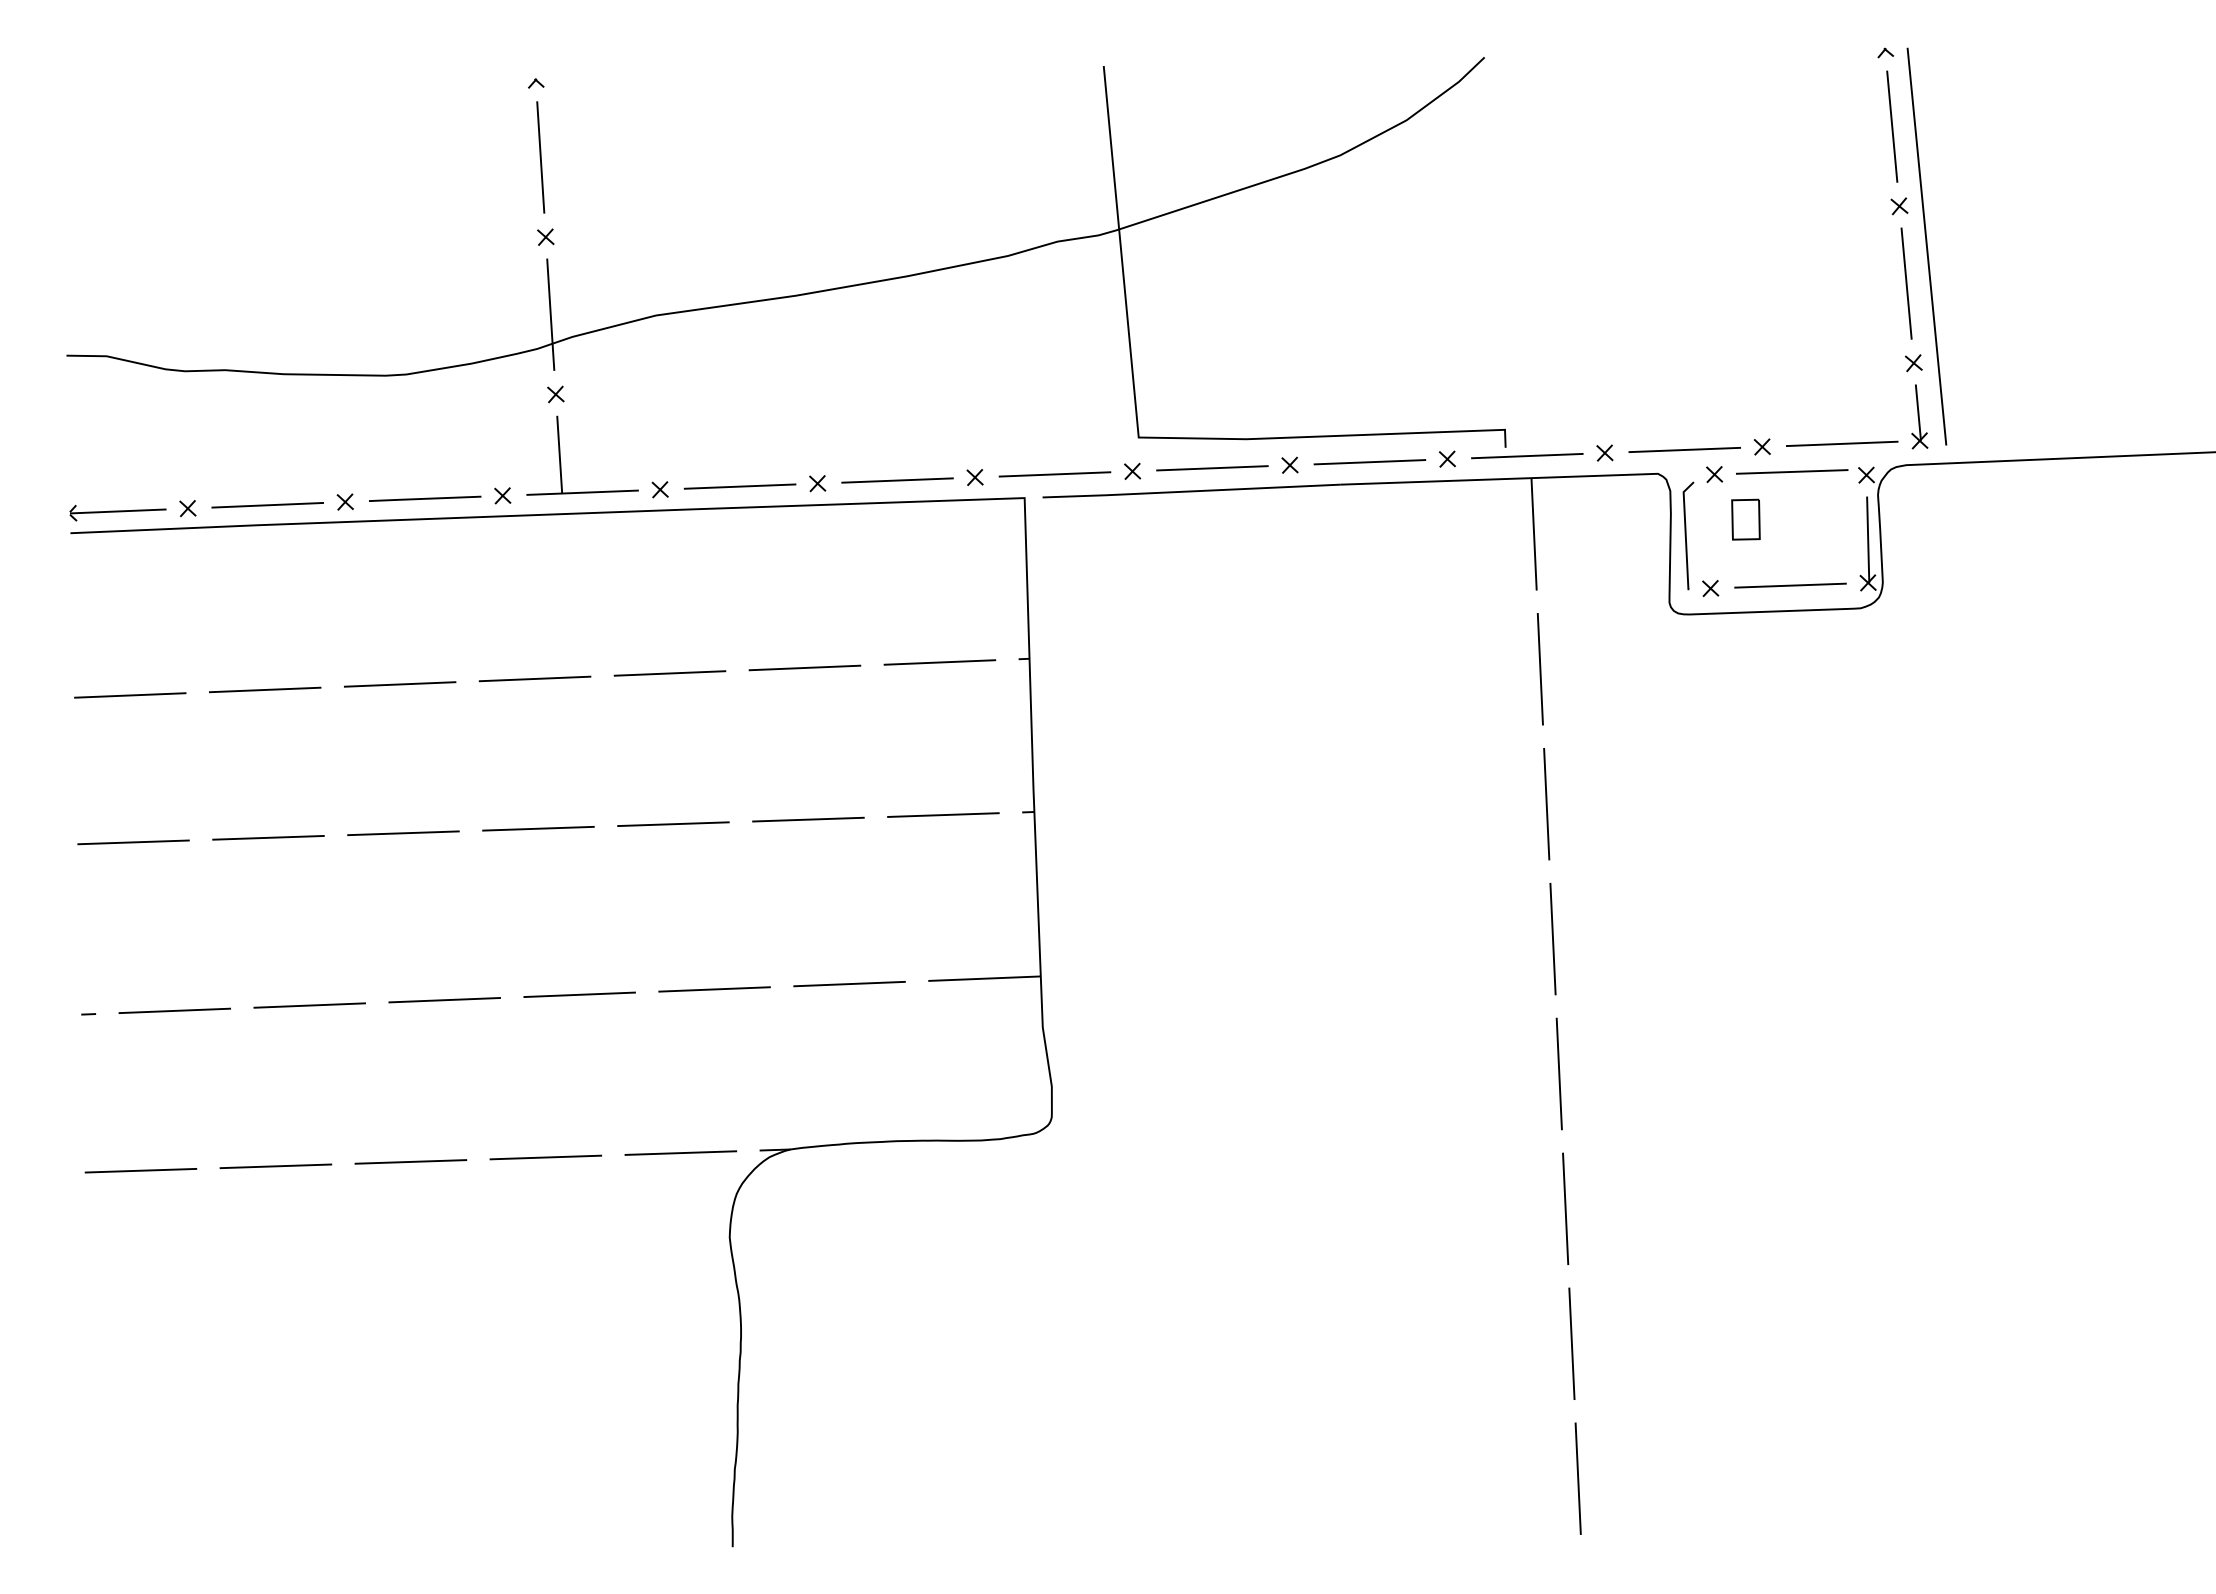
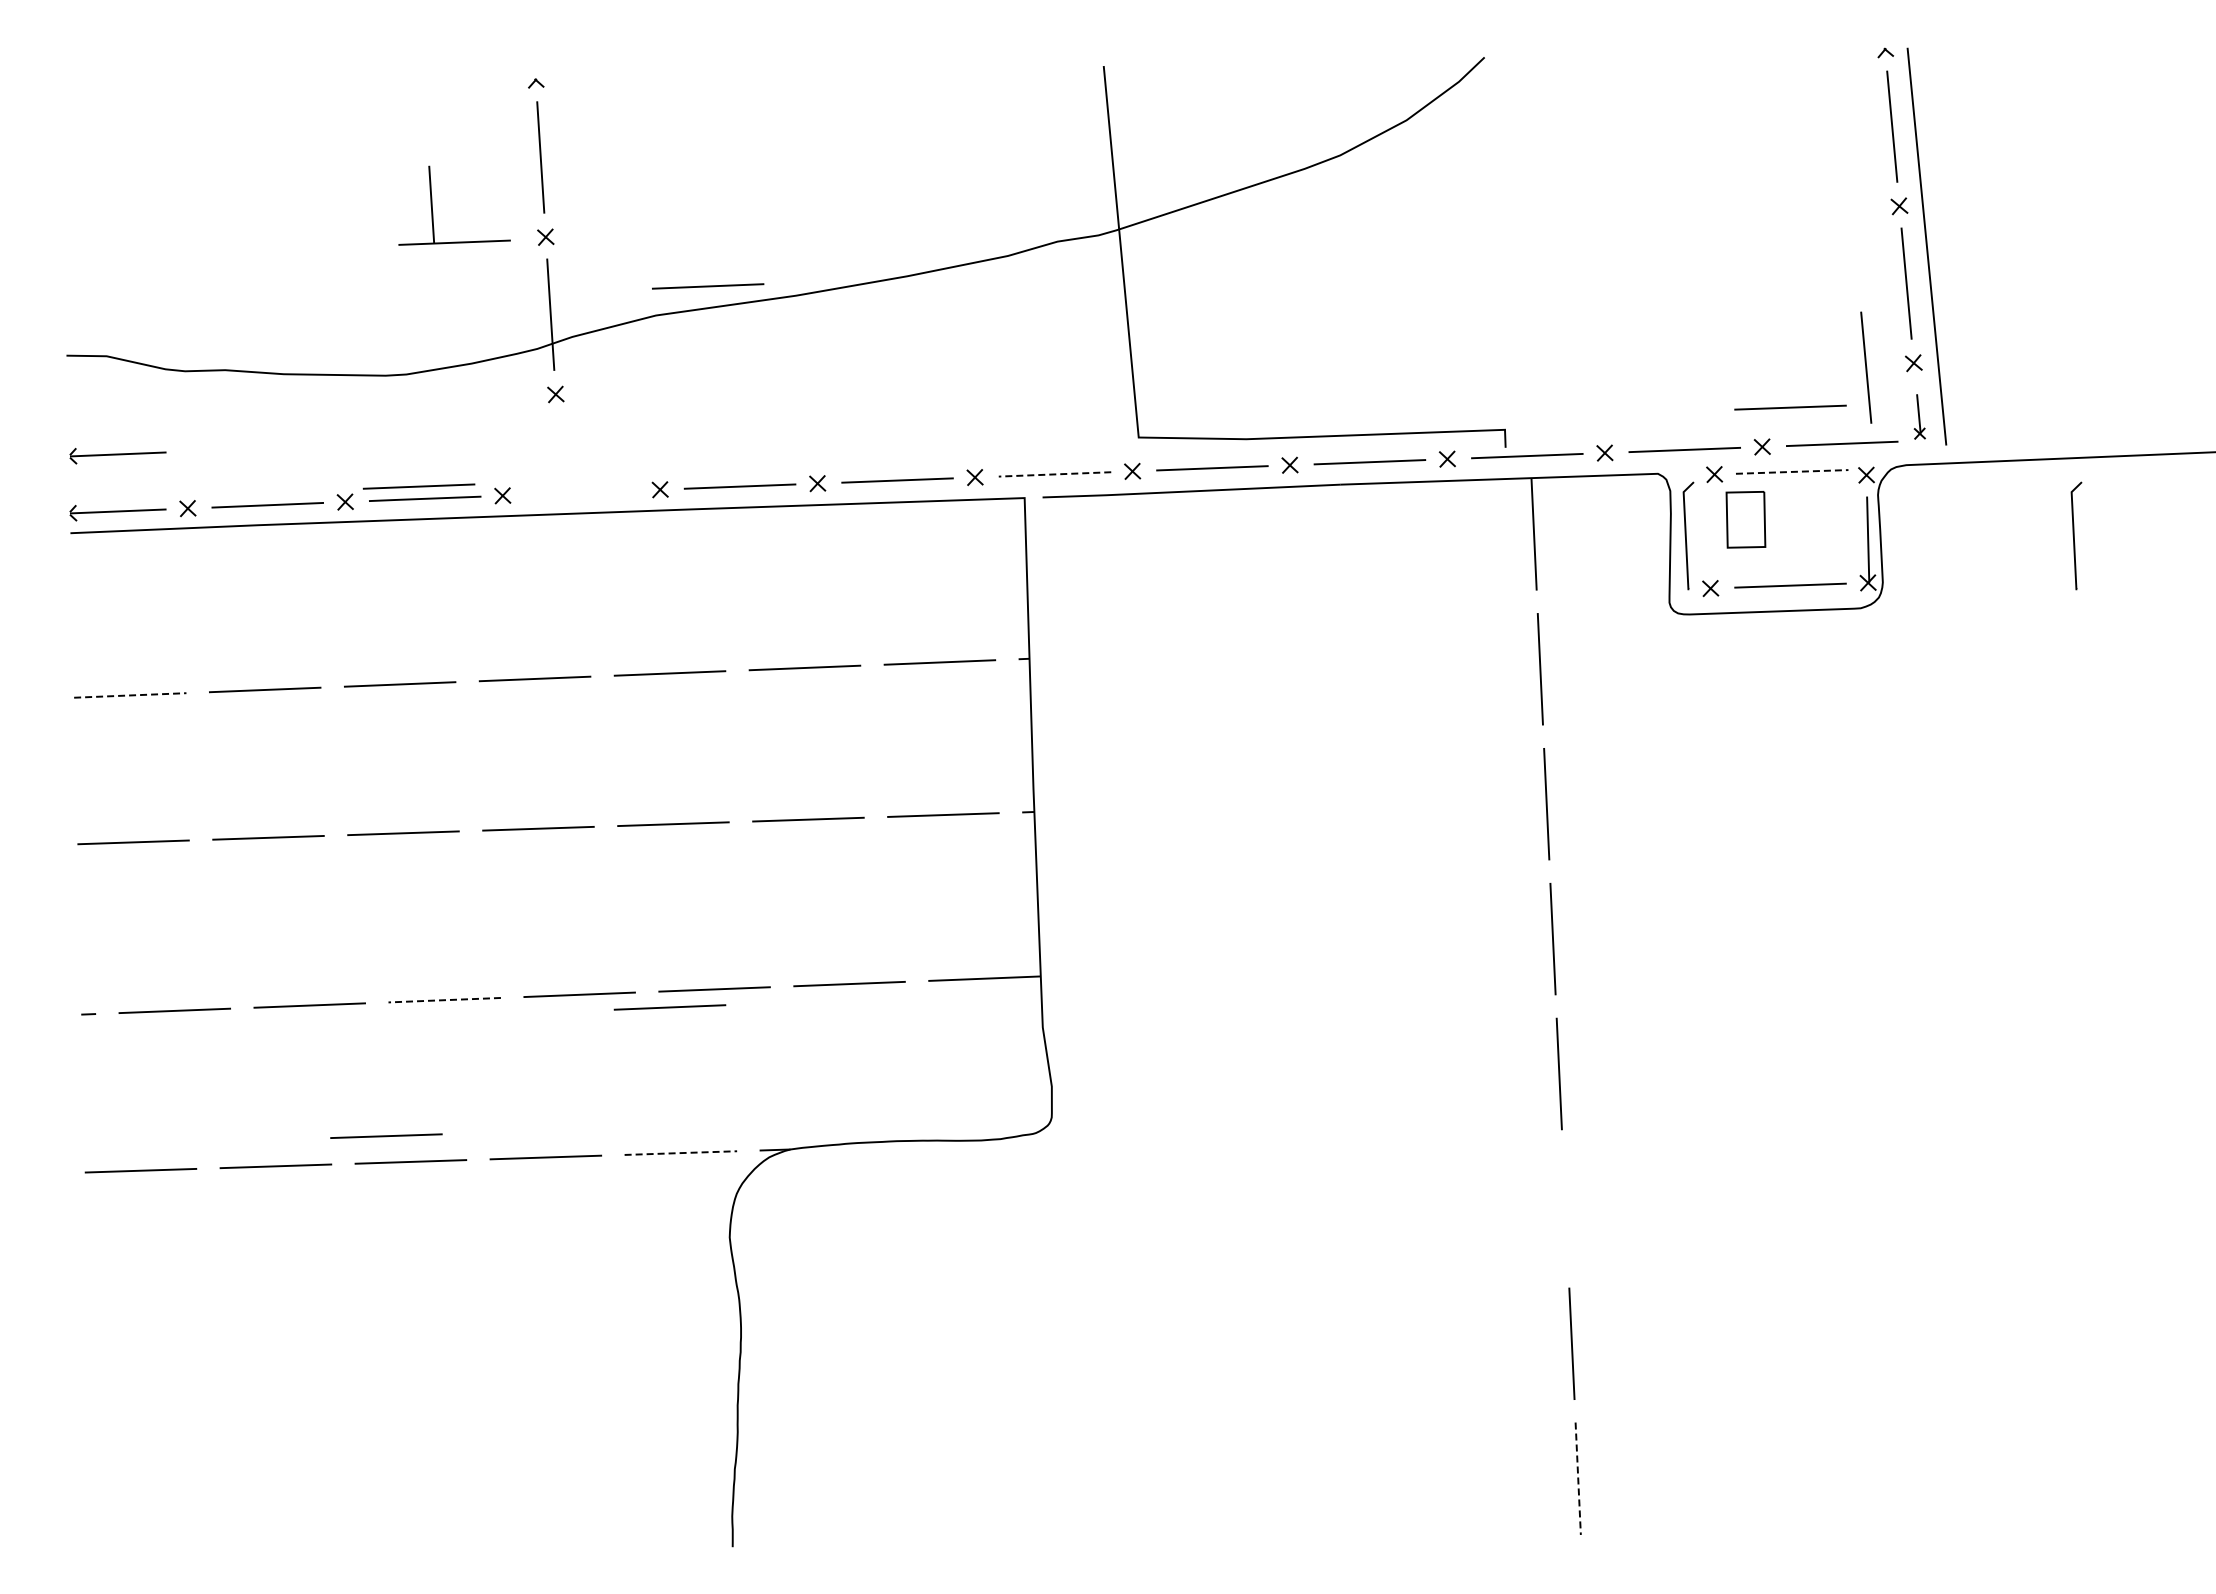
line: none -> present (708, 286)
line: none -> present (1866, 367)
line: none -> present (1790, 407)
part size: 18x66 px -> 13x46 px (1919, 416)
part position: (560, 455) -> (432, 205) (432, 205)
part: none -> present (117, 456)
line: solid -> dashed (1792, 471)
line: solid -> dashed (1054, 474)
line: none -> present (418, 486)
part size: 30x43 px -> 42x58 px (1745, 519)
line: none -> present (2074, 535)
line: solid -> dashed (130, 695)
line: solid -> dashed (444, 1000)
line: none -> present (669, 1007)
line: none -> present (386, 1135)
line: solid -> dashed (681, 1153)
line: present -> none (1565, 1208)
line: solid -> dashed (1578, 1479)
